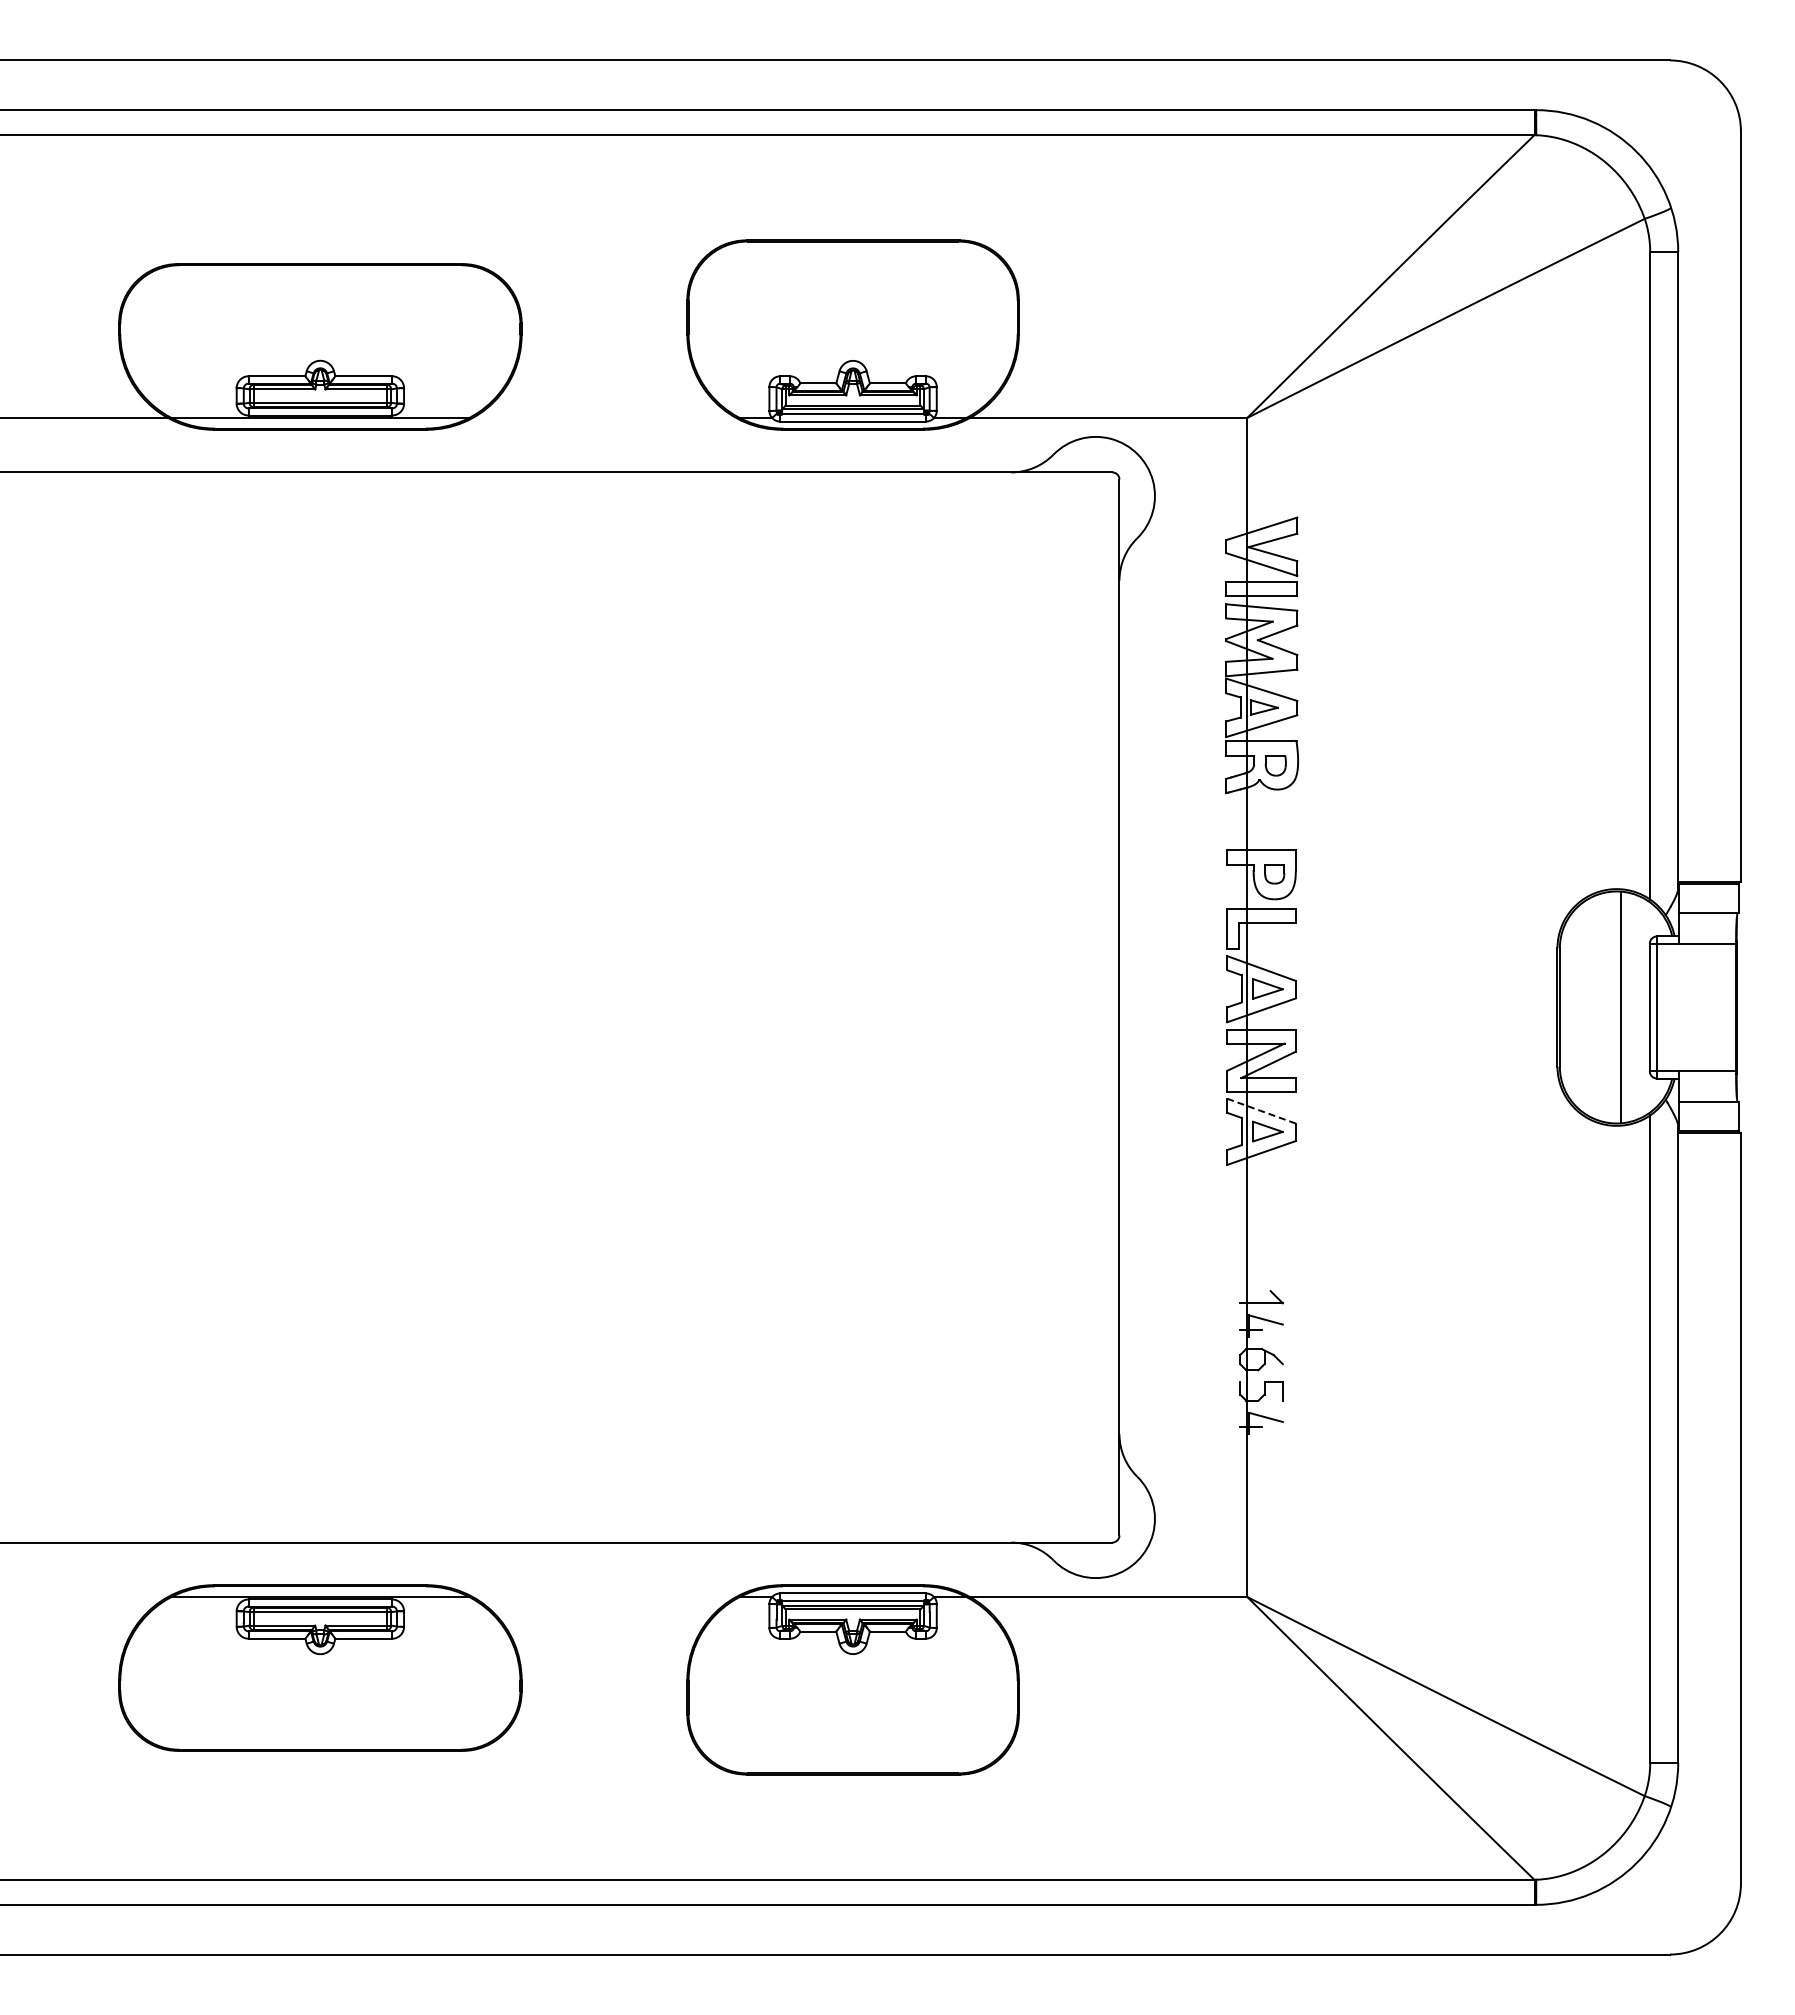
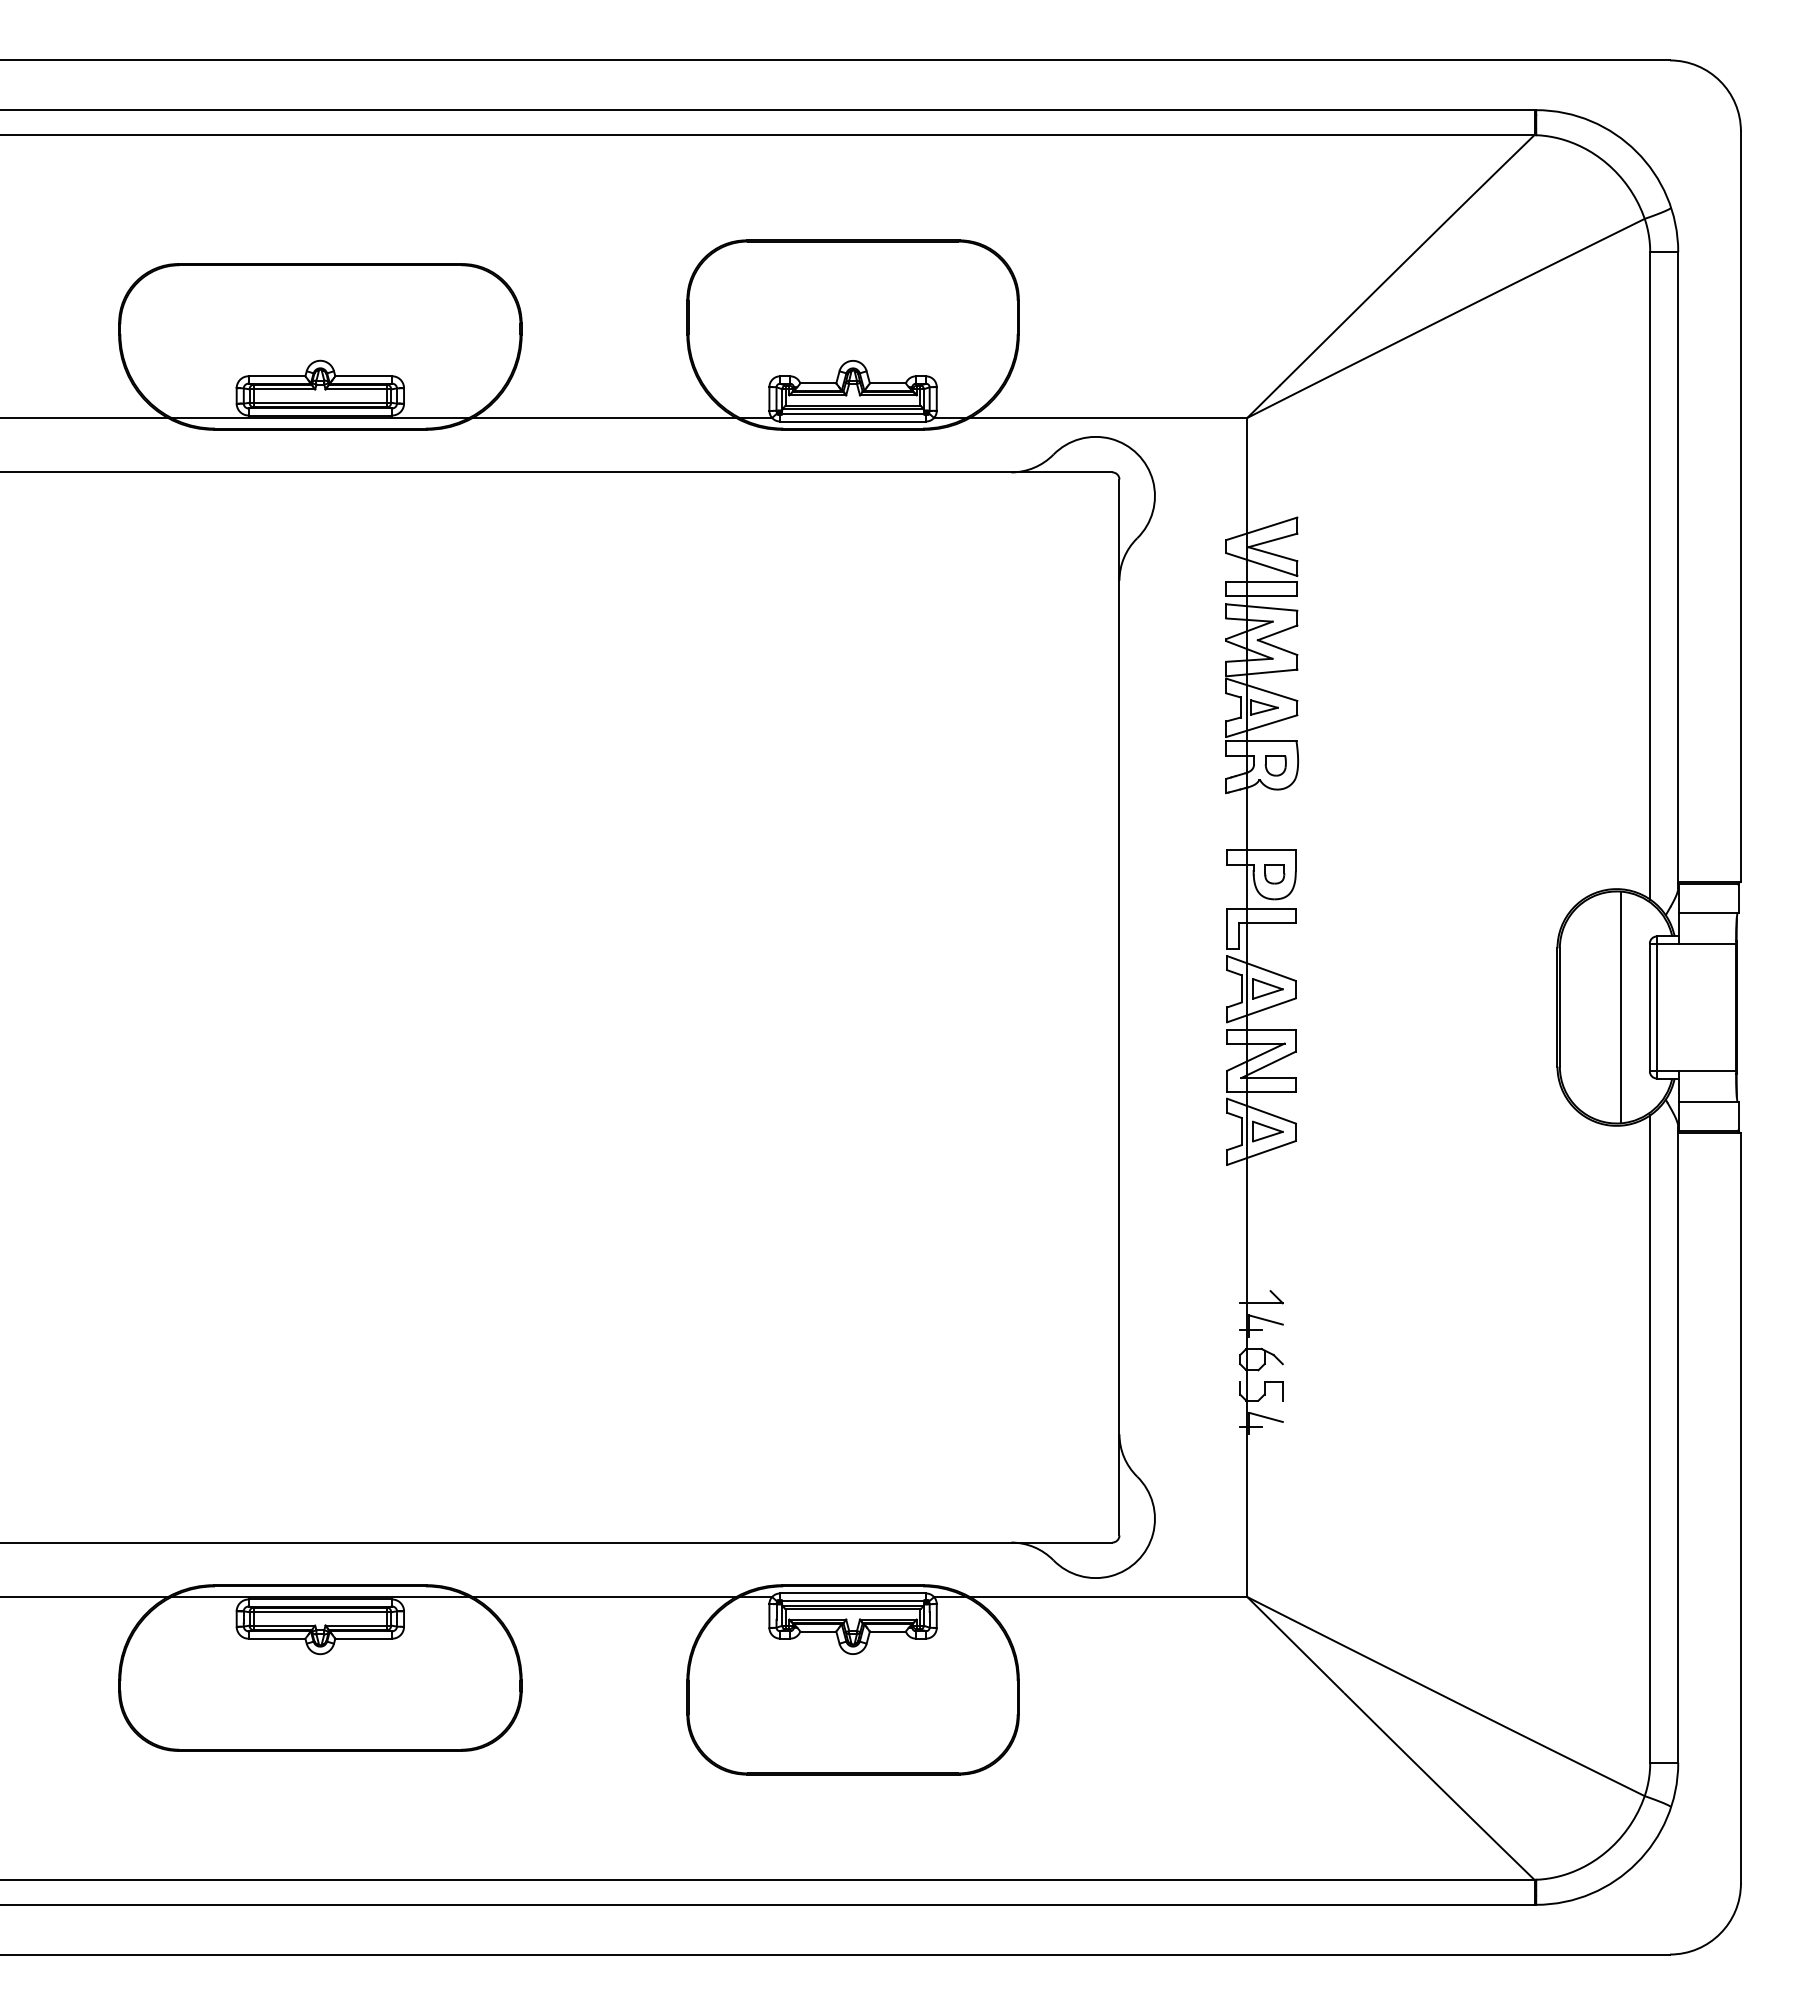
line: none -> present (604, 417)
line: dashed -> solid (1261, 1111)
line: none -> present (84, 1597)
line: none -> present (604, 1597)
